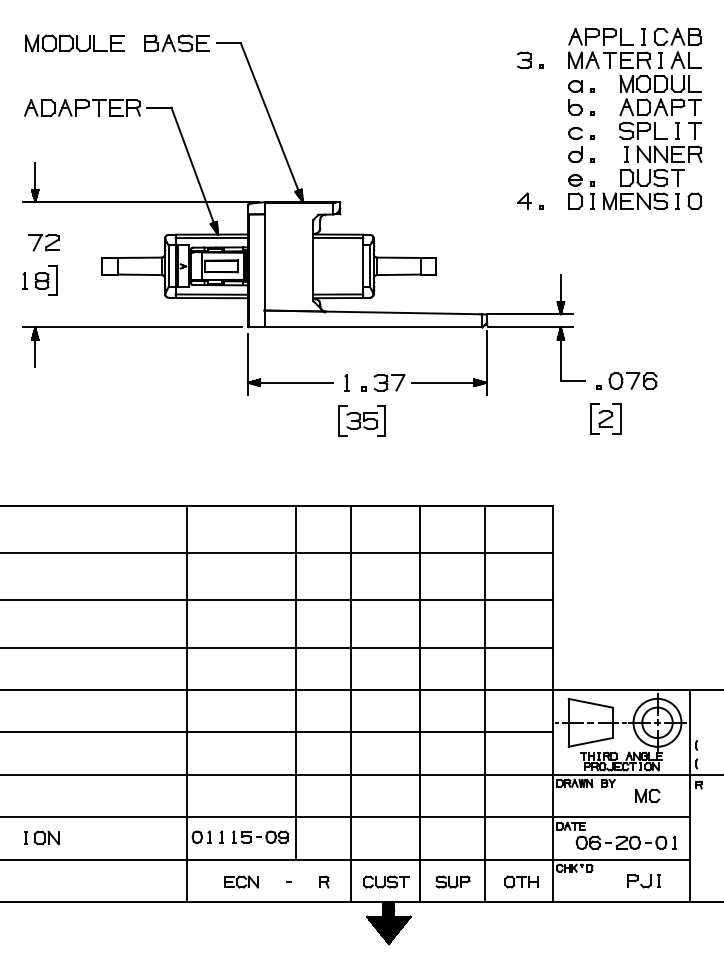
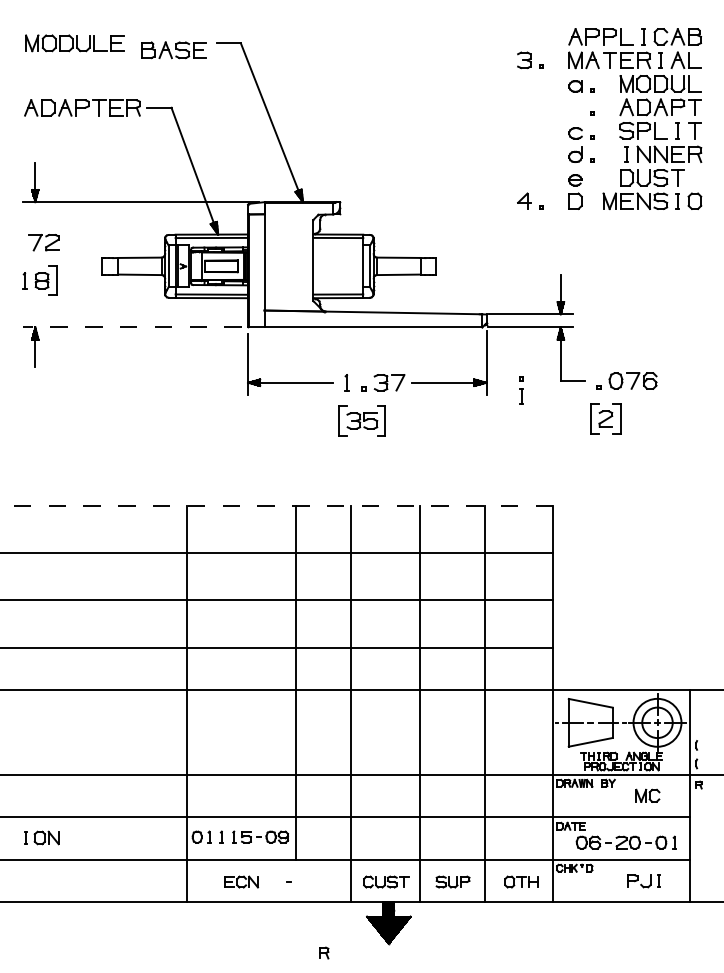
part position: (176, 43) -> (173, 50) (173, 50)
part: present -> none (575, 107)
part position: (592, 195) -> (521, 390) (521, 390)
line: solid -> dashed (132, 327)
line: solid -> dashed (276, 506)
line: present -> none (277, 732)
part position: (324, 881) -> (324, 952) (324, 952)
